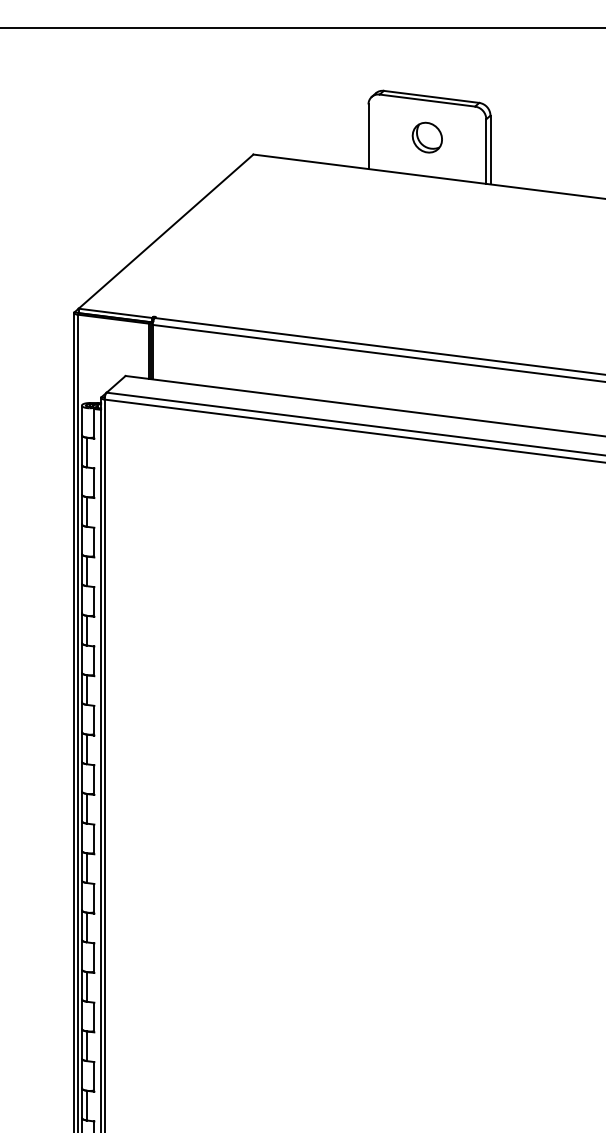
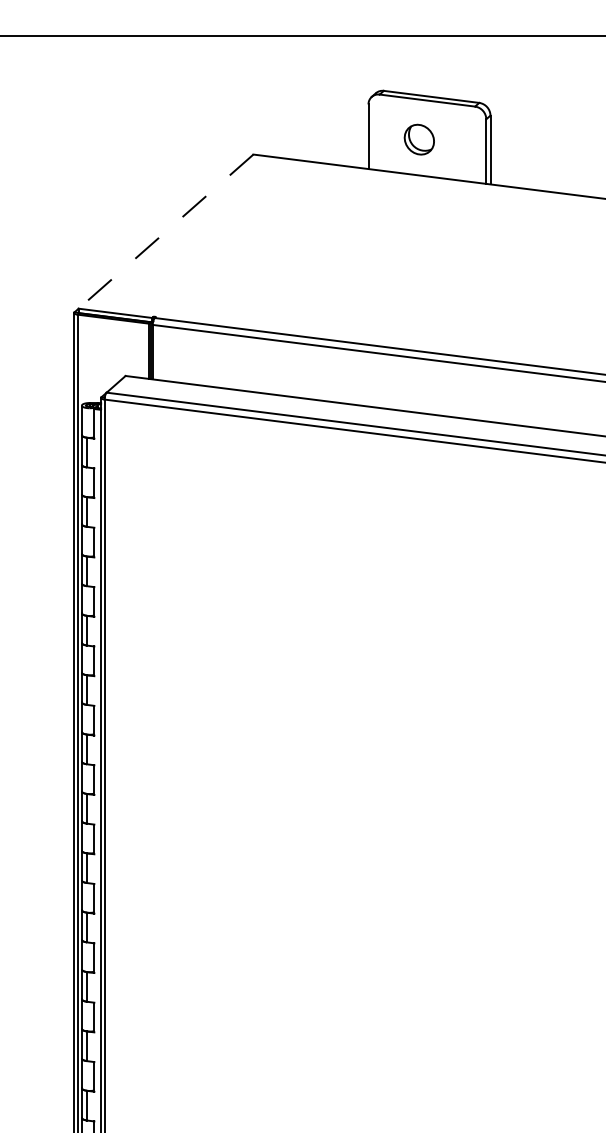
line position: (302, 28) -> (302, 36) (302, 36)
part position: (426, 137) -> (418, 139) (418, 139)
line: solid -> dashed (166, 231)
